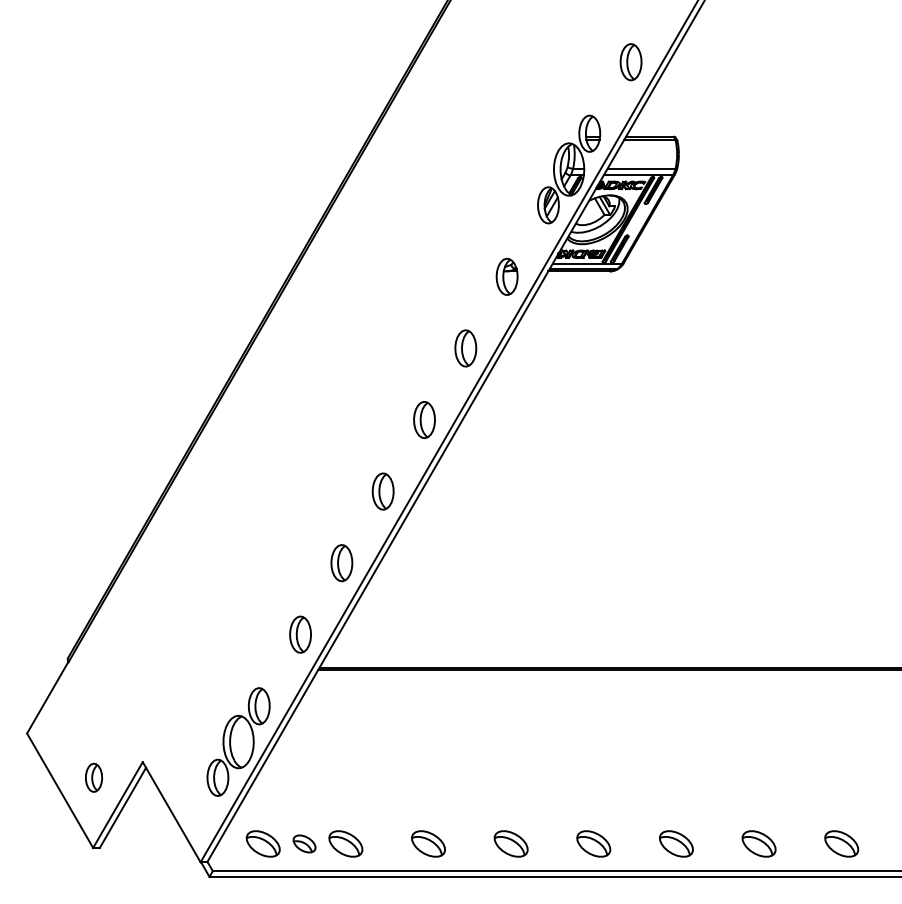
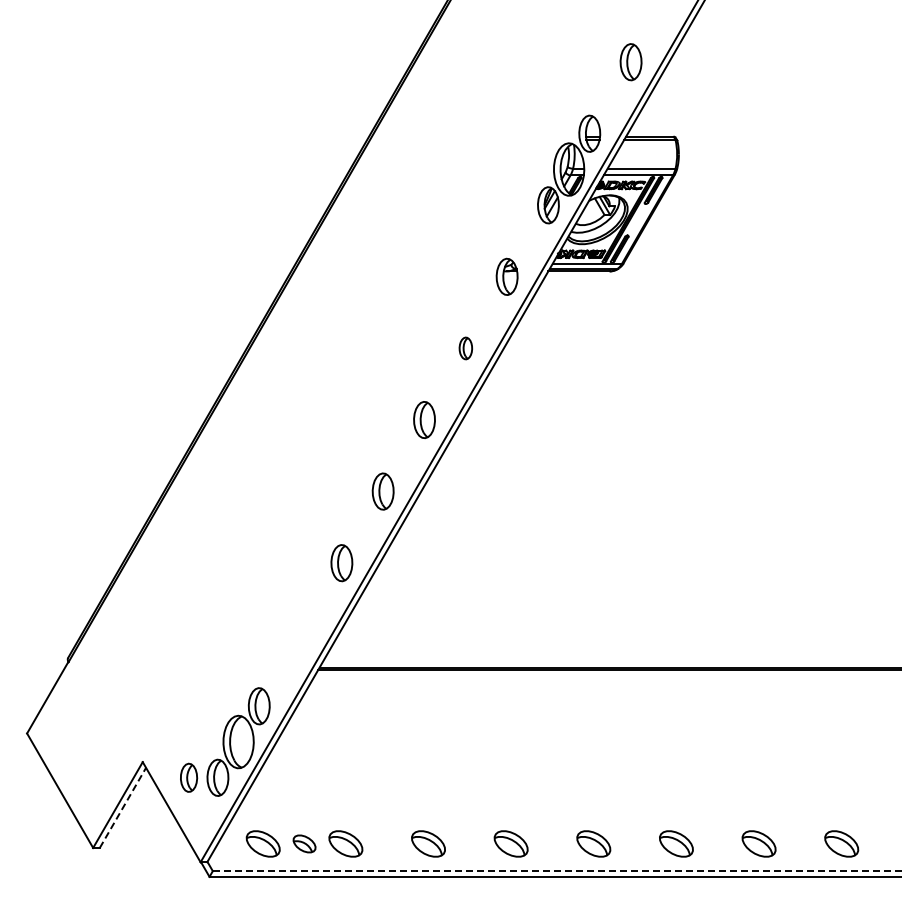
part size: 24x39 px -> 15x25 px (465, 348)
part: present -> none (300, 634)
part position: (94, 777) -> (189, 777) (189, 777)
line: solid -> dashed (123, 807)
line: solid -> dashed (557, 871)
